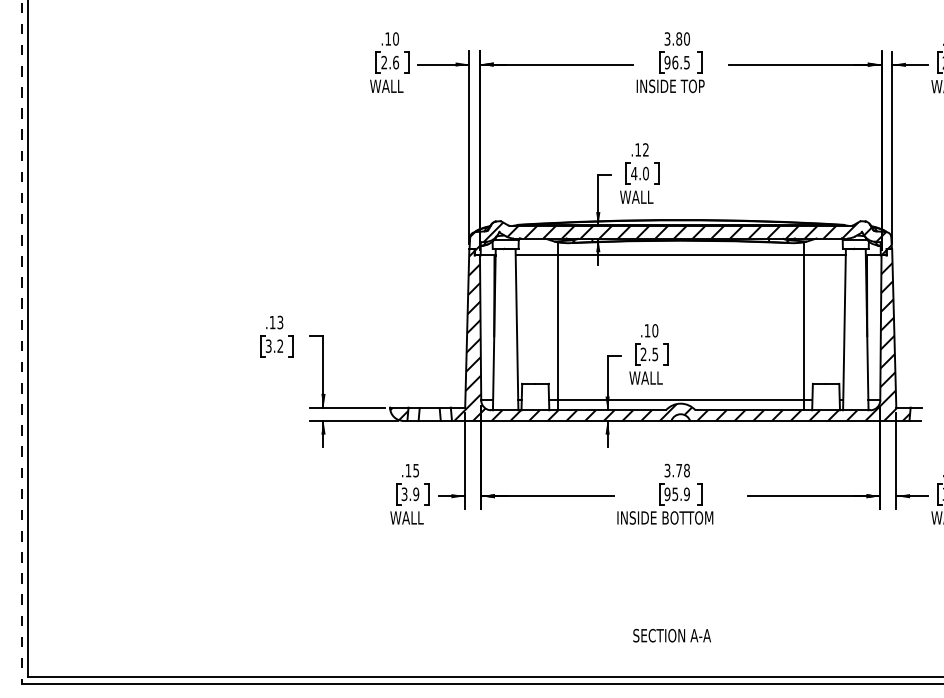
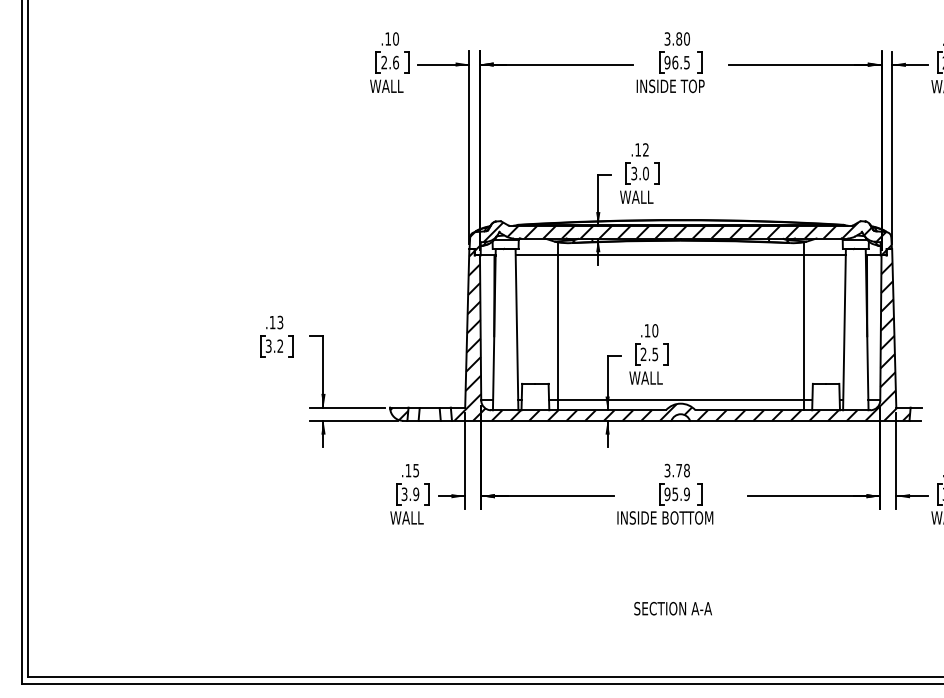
text: 4.0 -> 3.0 (634, 173)
line: dashed -> solid (21, 342)
text position: (671, 635) -> (672, 608) (672, 608)
